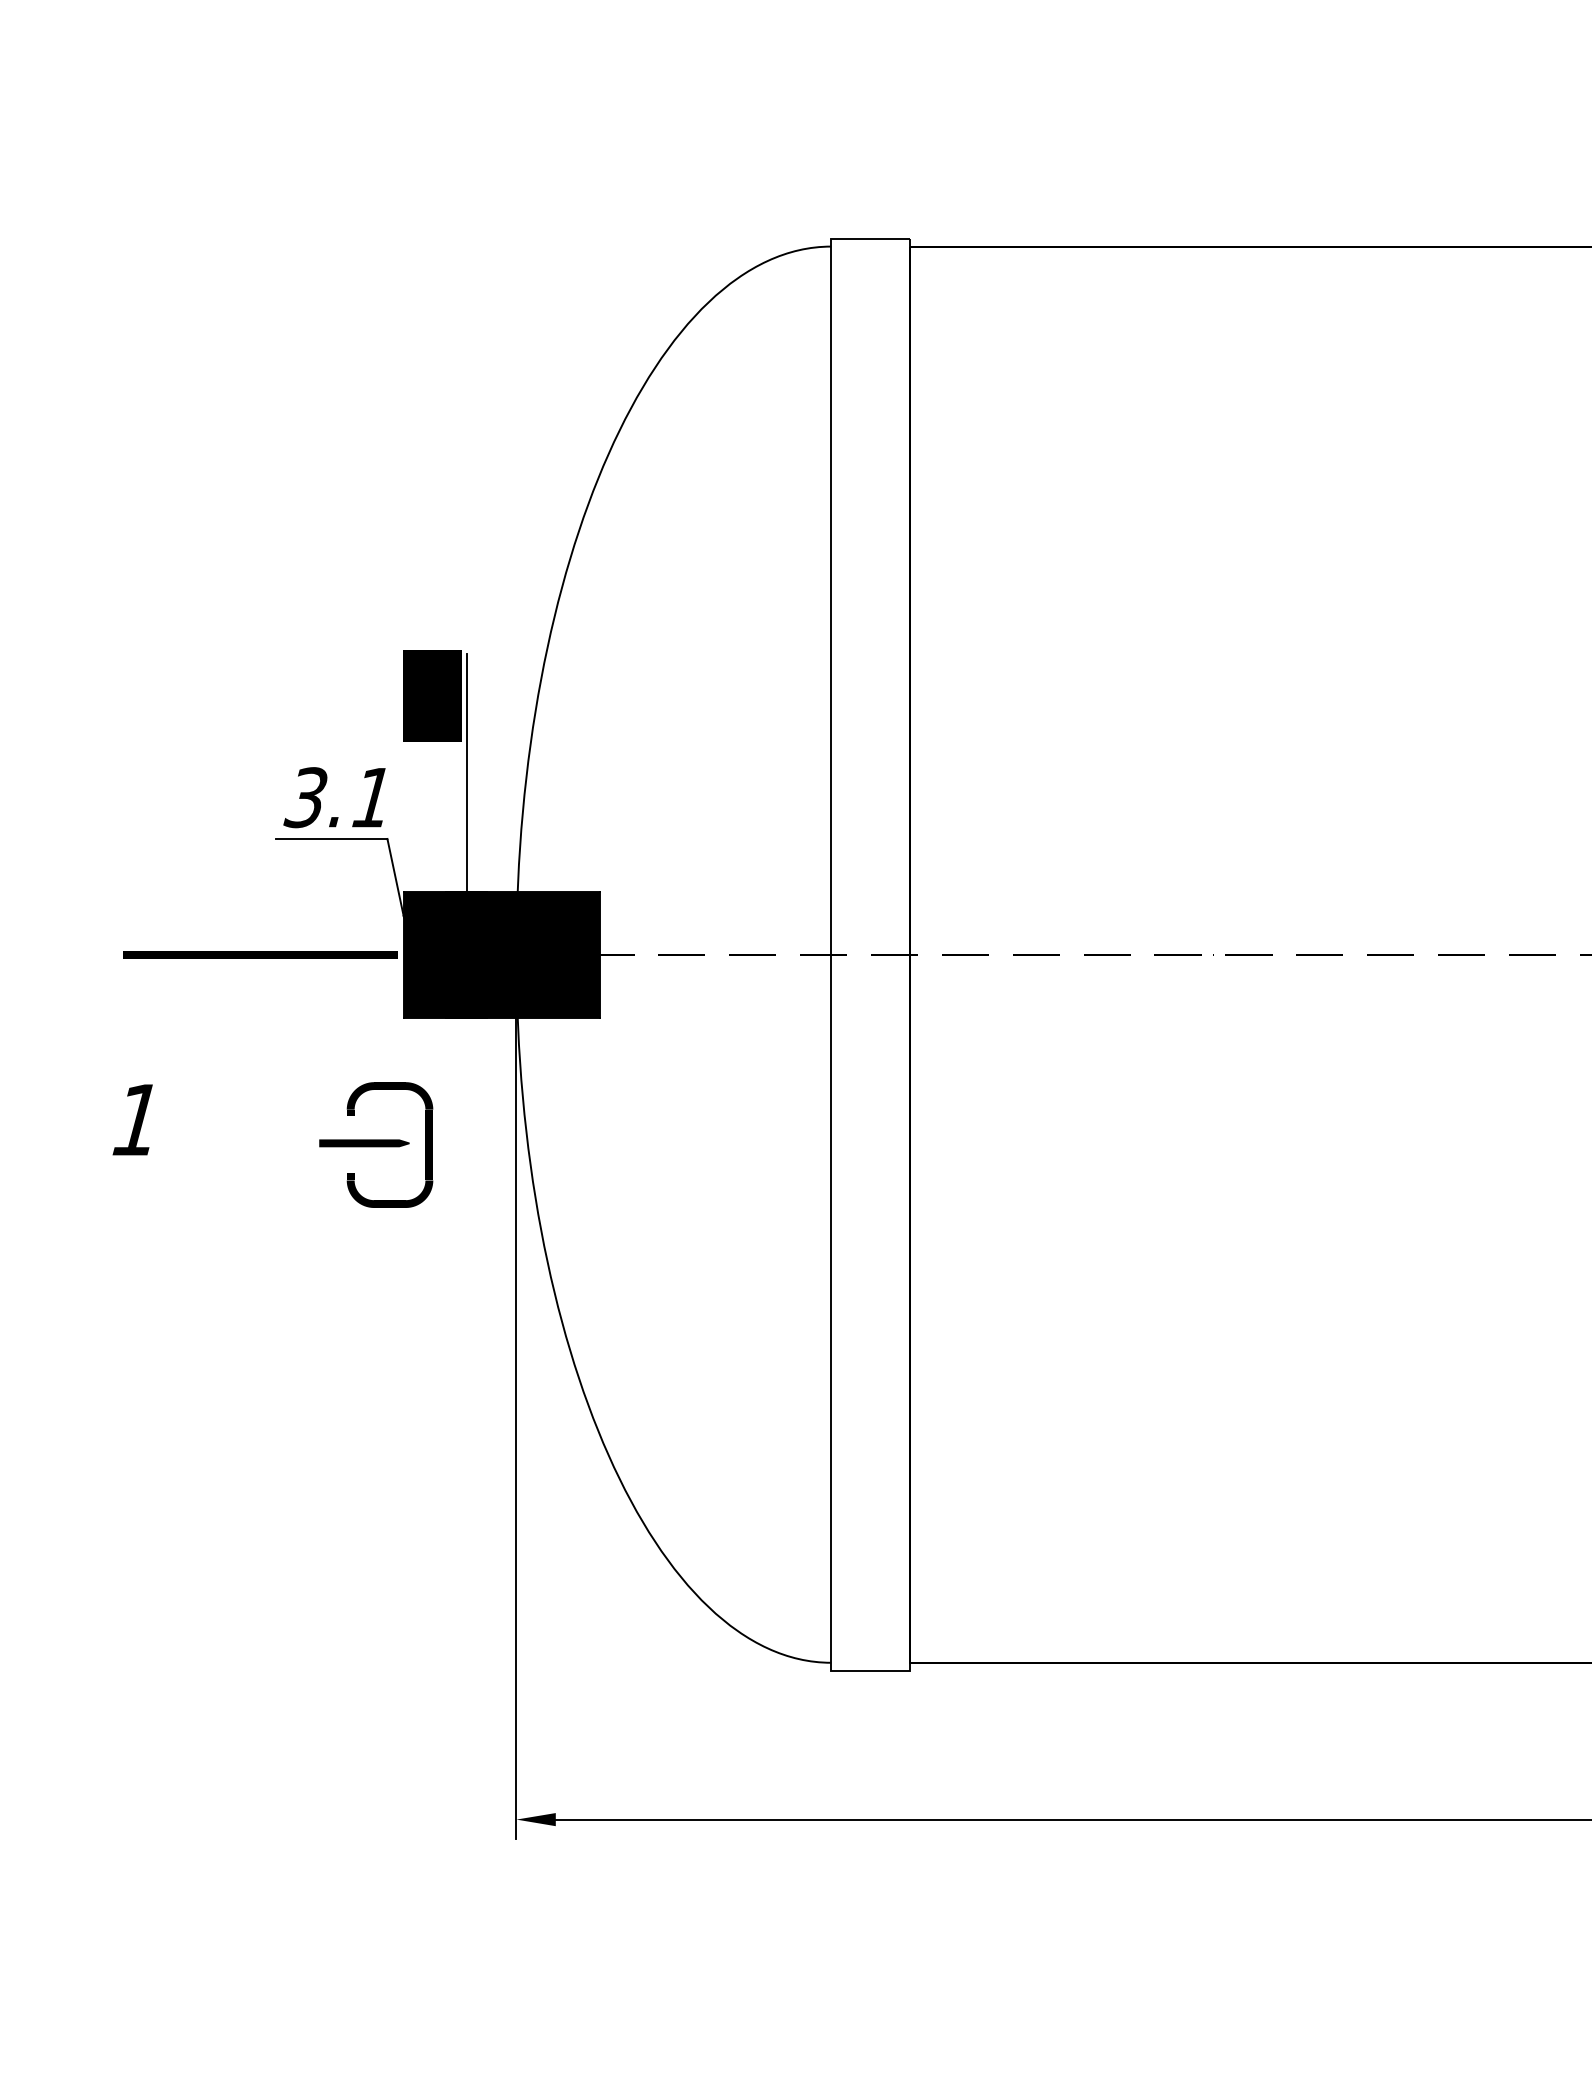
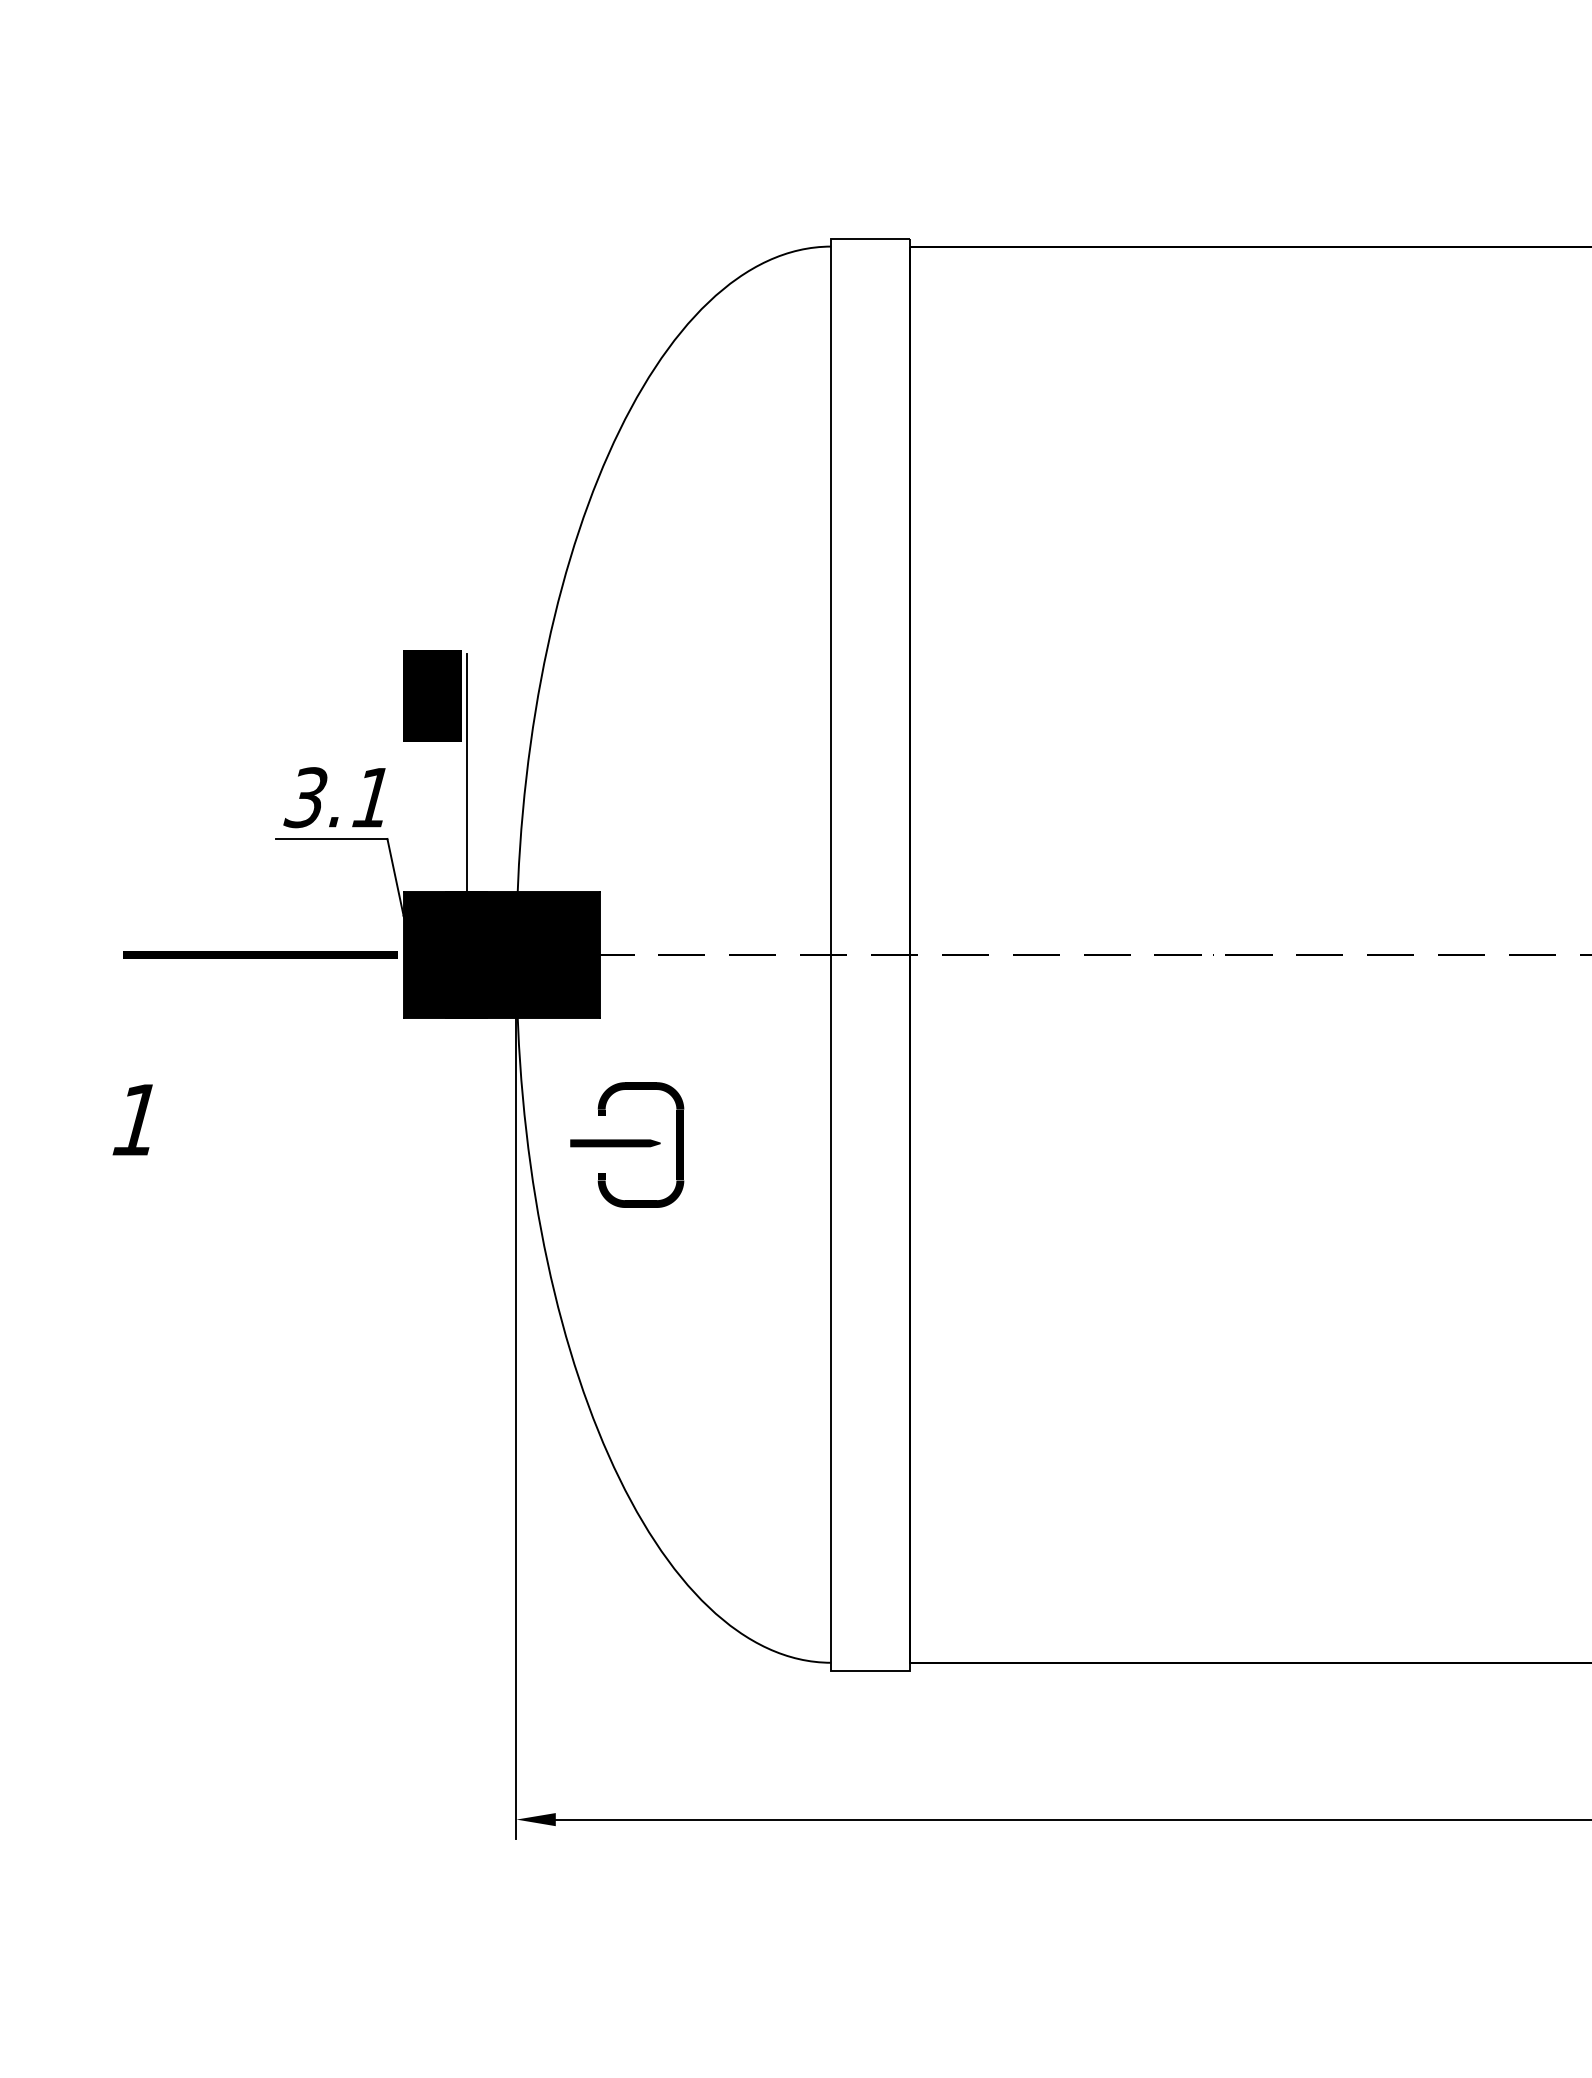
part position: (376, 1144) -> (627, 1144) (627, 1144)
